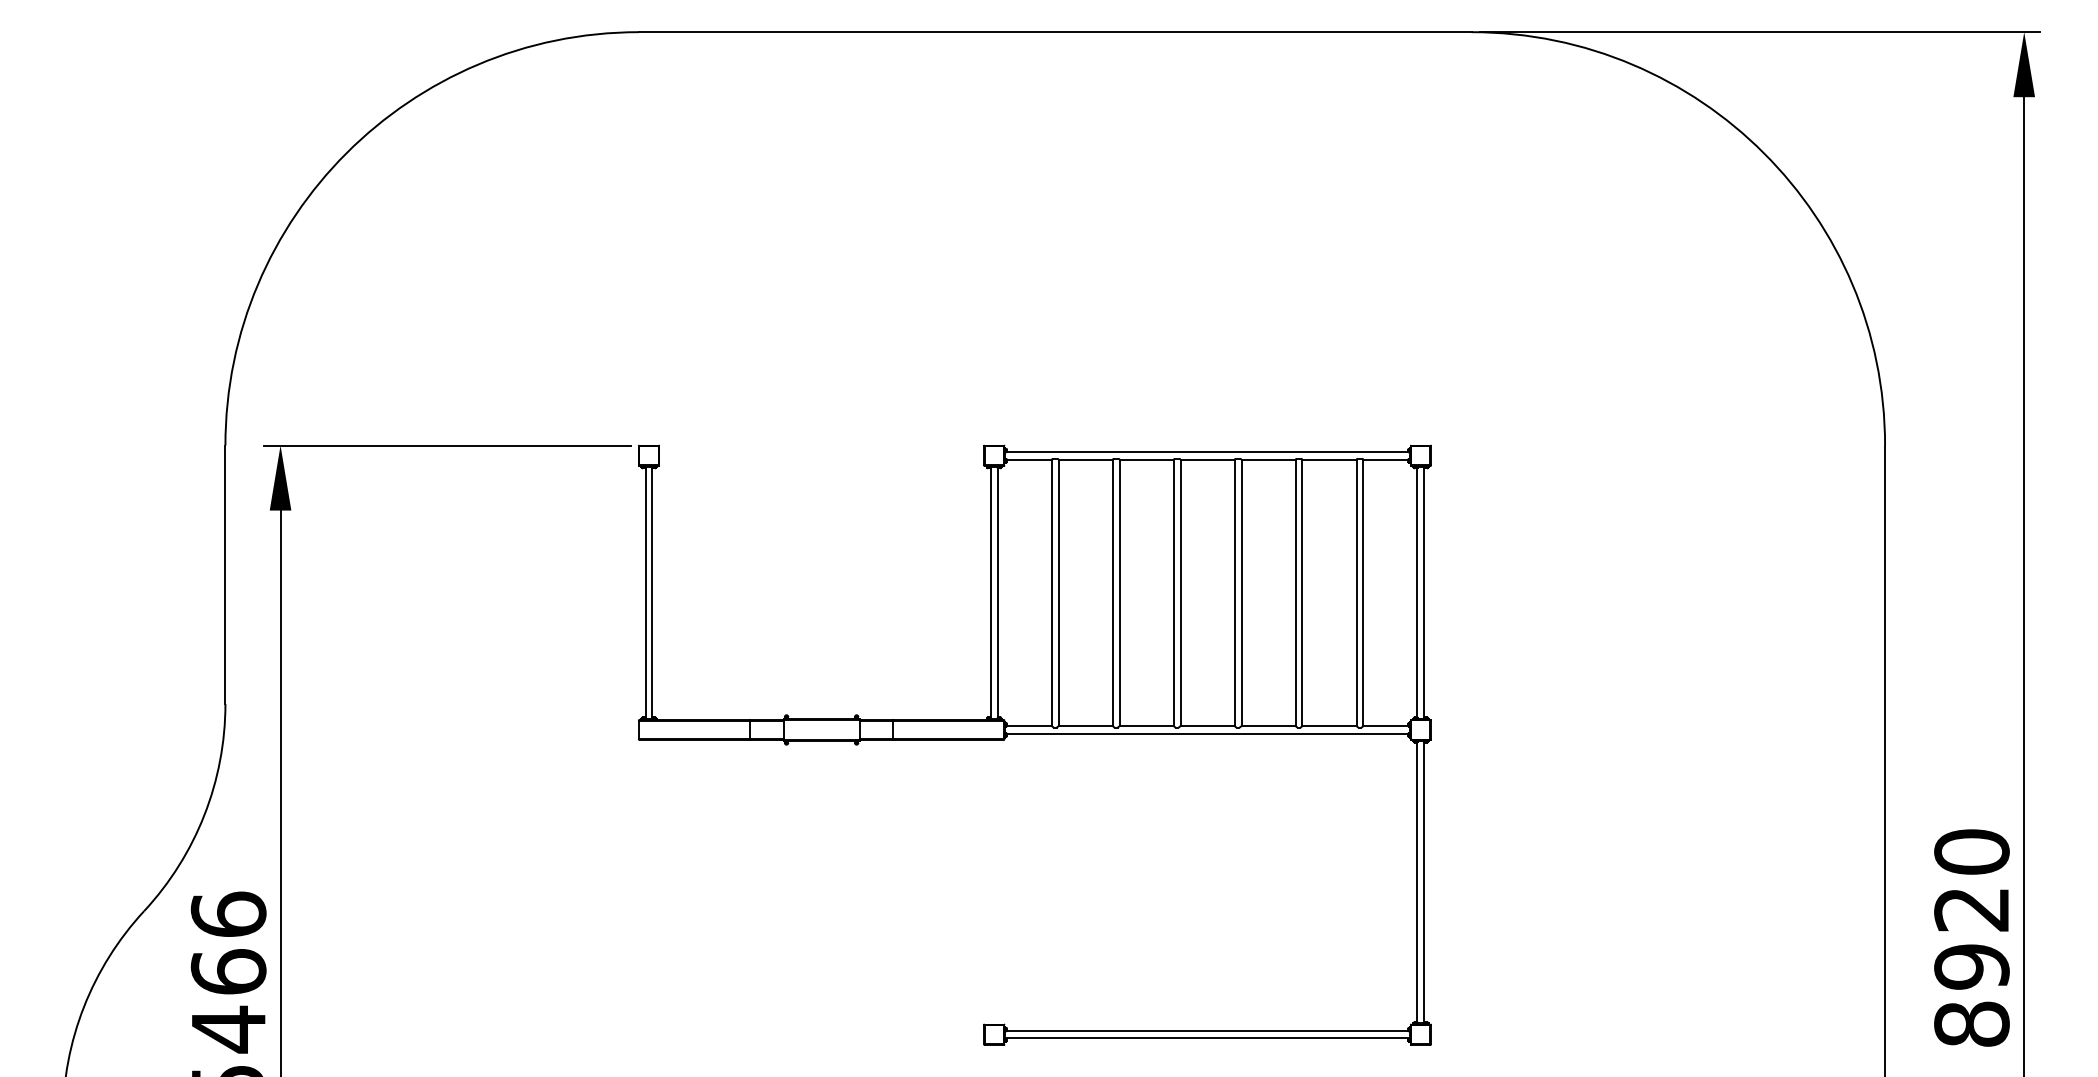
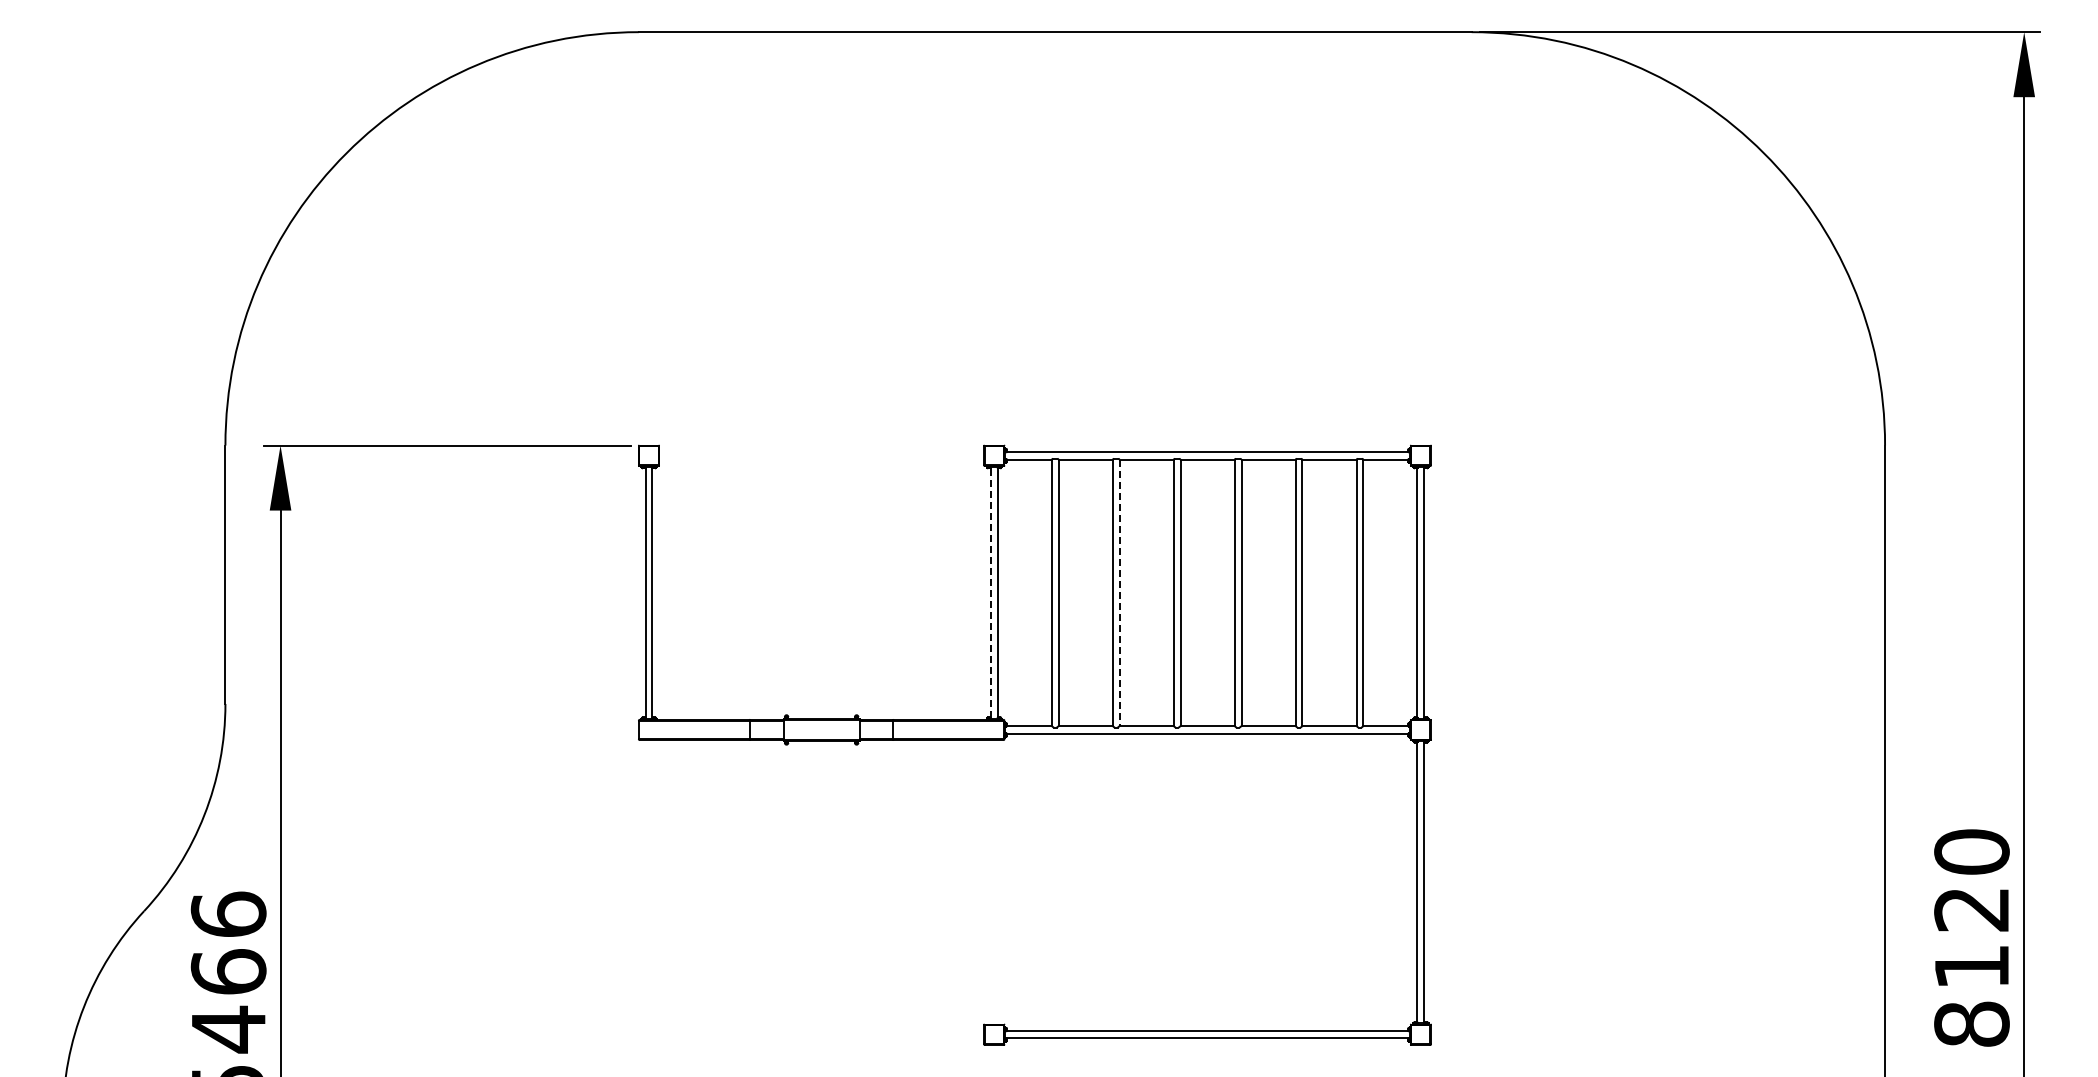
line: solid -> dashed (990, 592)
line: solid -> dashed (1119, 593)
text: 8920 -> 8120 (1971, 966)
